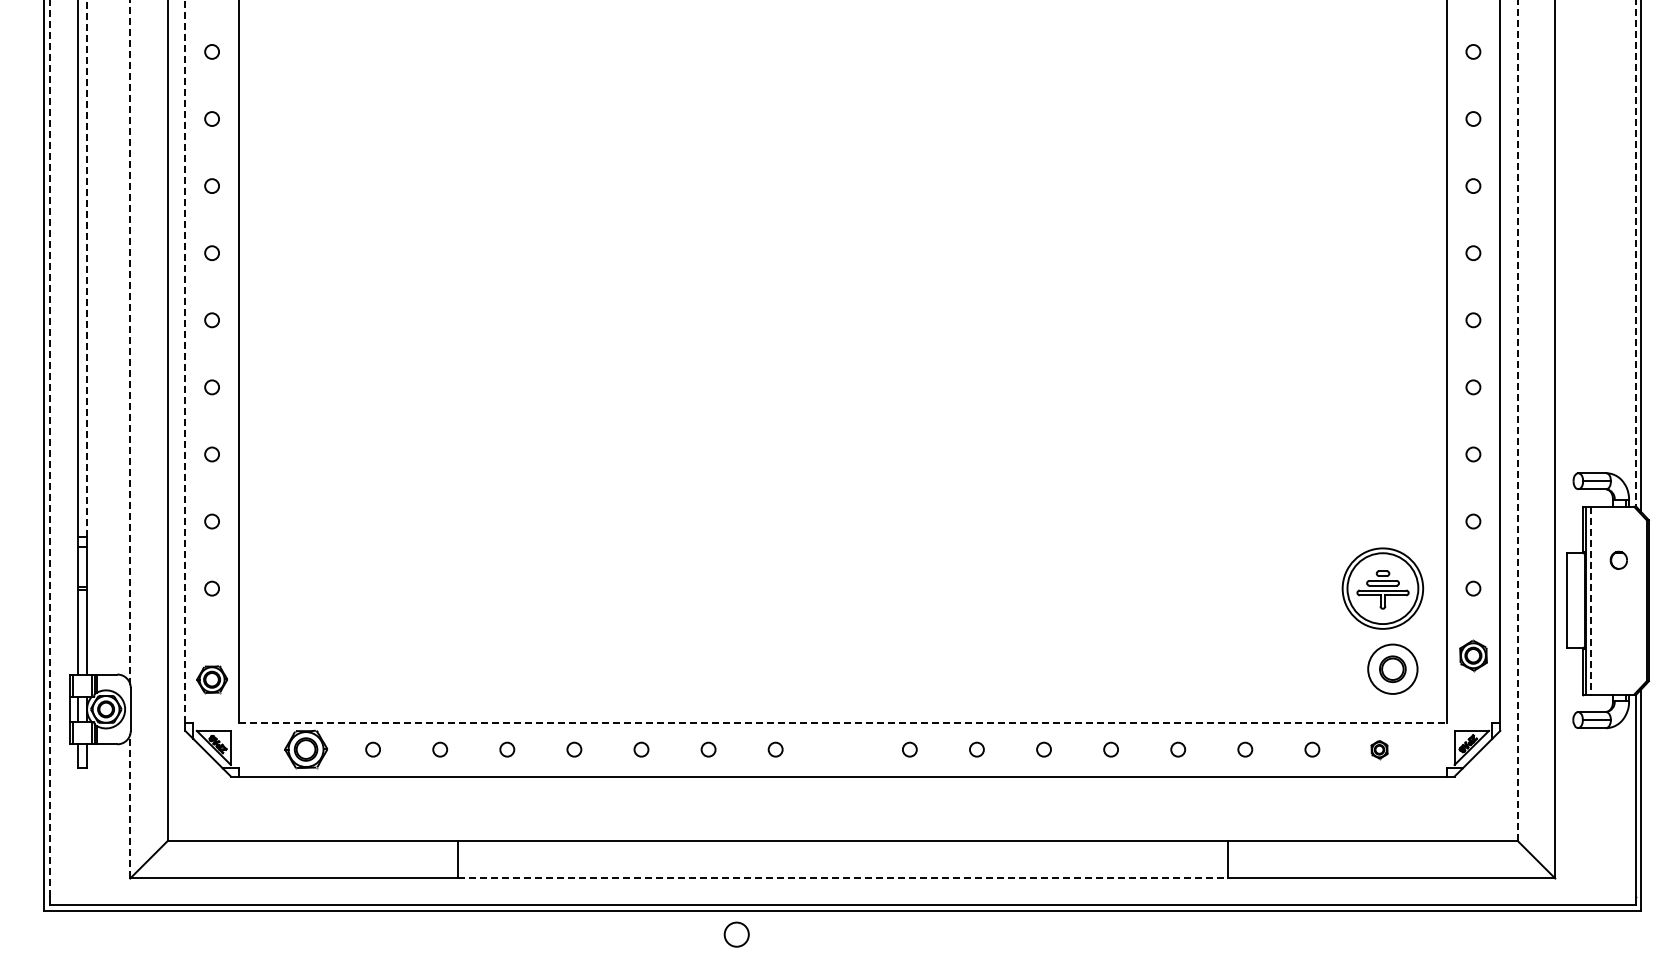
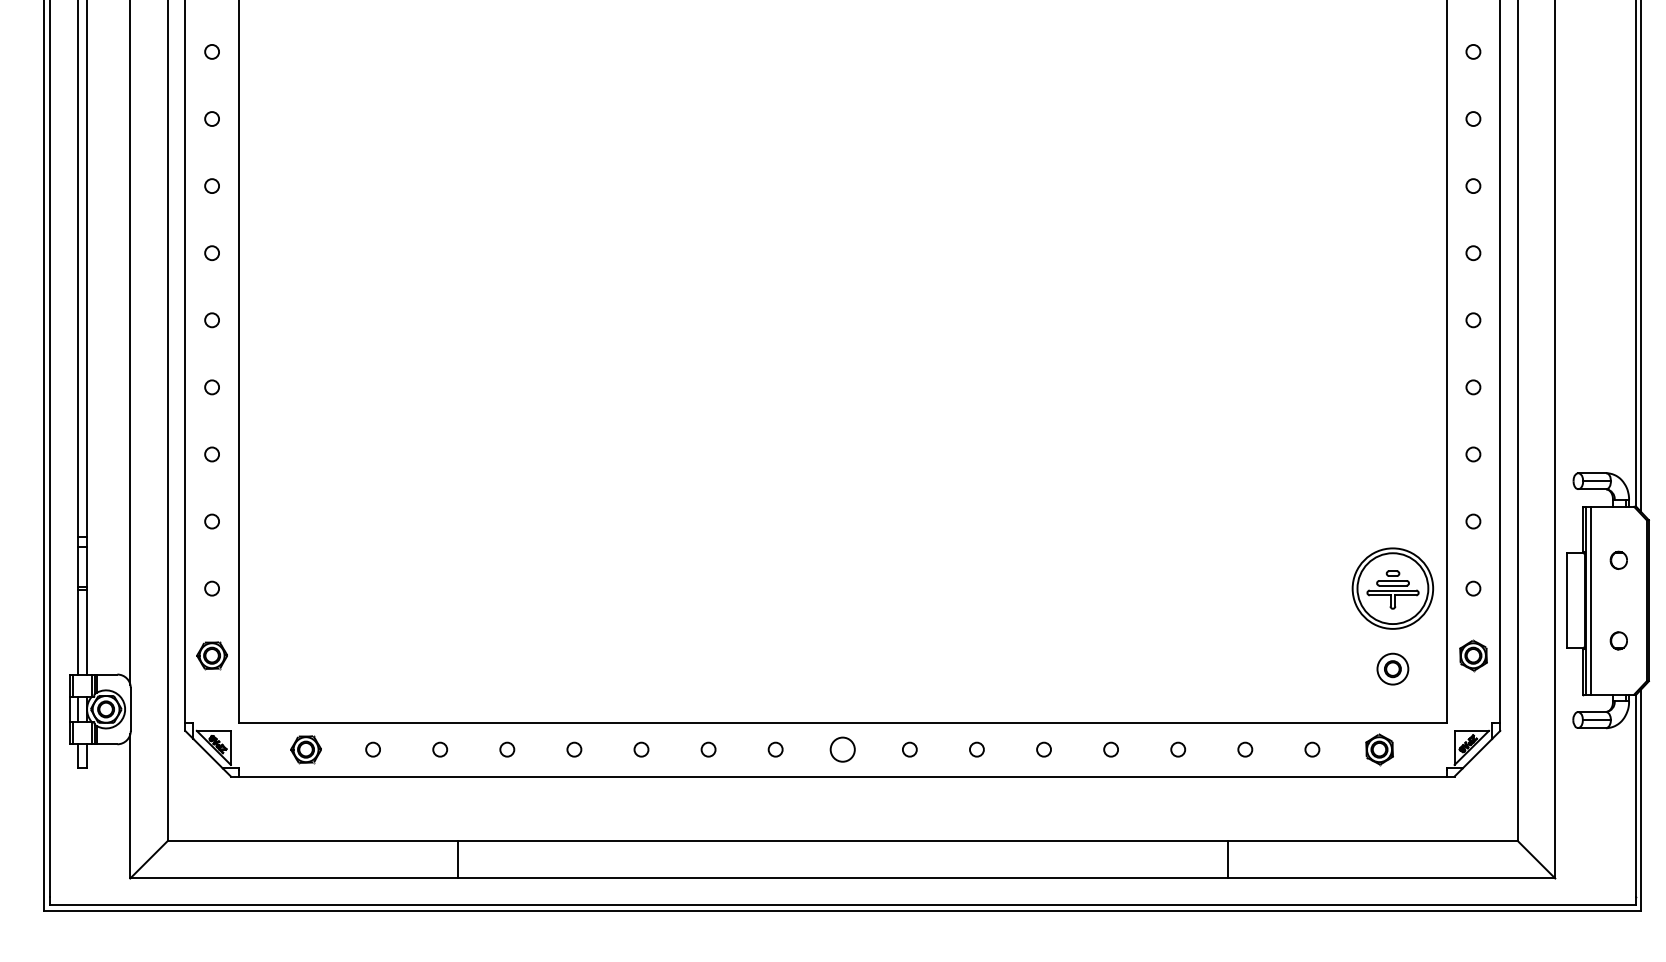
line: dashed -> solid (1635, 253)
line: dashed -> solid (86, 268)
line: dashed -> solid (130, 342)
line: dashed -> solid (185, 361)
line: dashed -> solid (1517, 420)
line: dashed -> solid (49, 448)
part position: (1382, 588) -> (1392, 588) (1392, 588)
line: dashed -> solid (1590, 600)
part: none -> present (1618, 640)
part size: 52x52 px -> 34x34 px (1392, 668)
part position: (211, 679) -> (211, 655) (211, 655)
line: dashed -> solid (842, 722)
part size: 45x41 px -> 32x30 px (305, 749)
part size: 19x21 px -> 29x34 px (1379, 749)
line: dashed -> solid (130, 805)
line: dashed -> solid (843, 878)
circle position: (736, 934) -> (842, 749) (842, 749)
